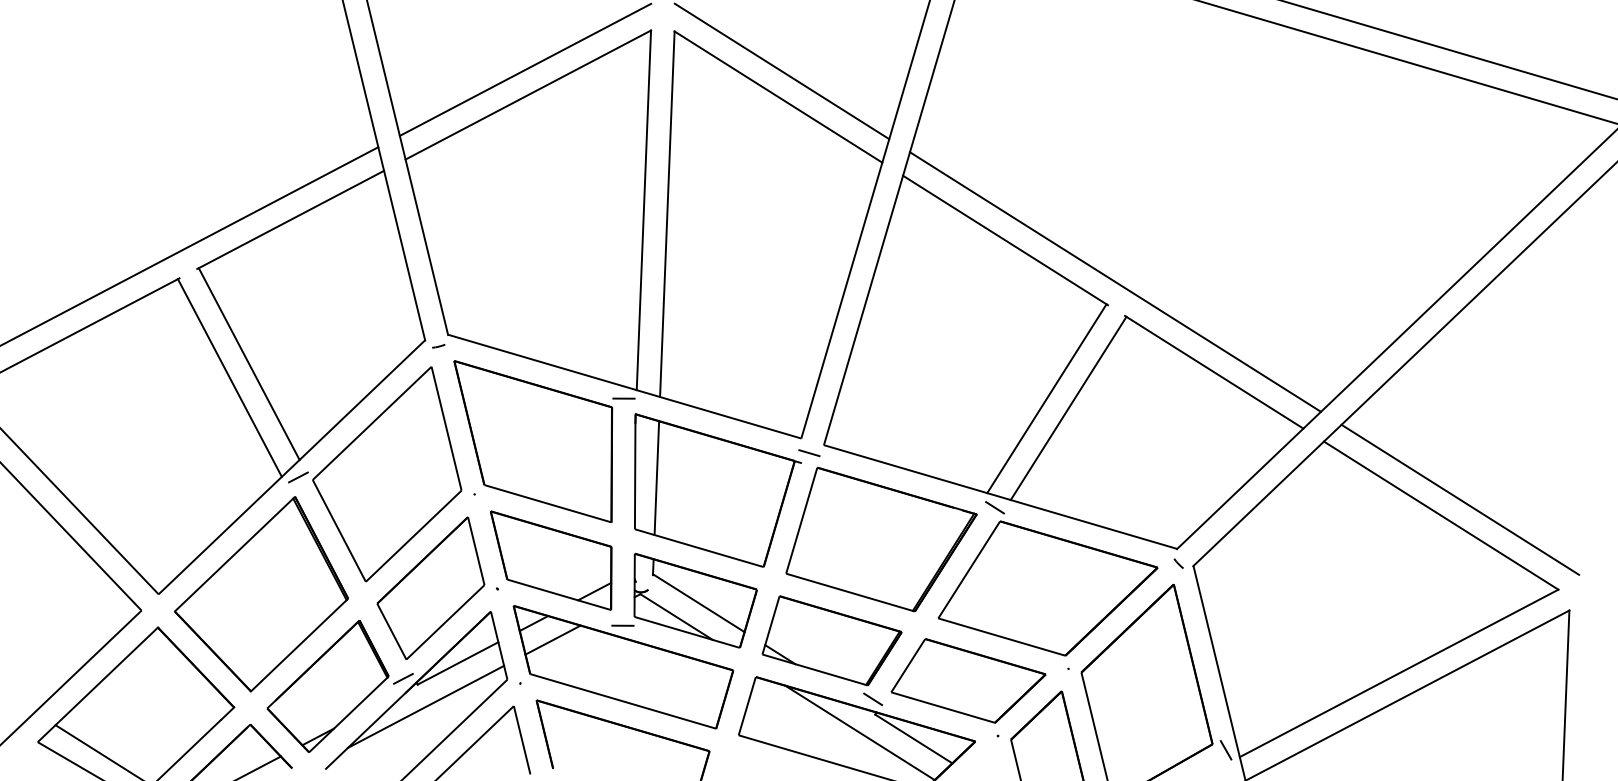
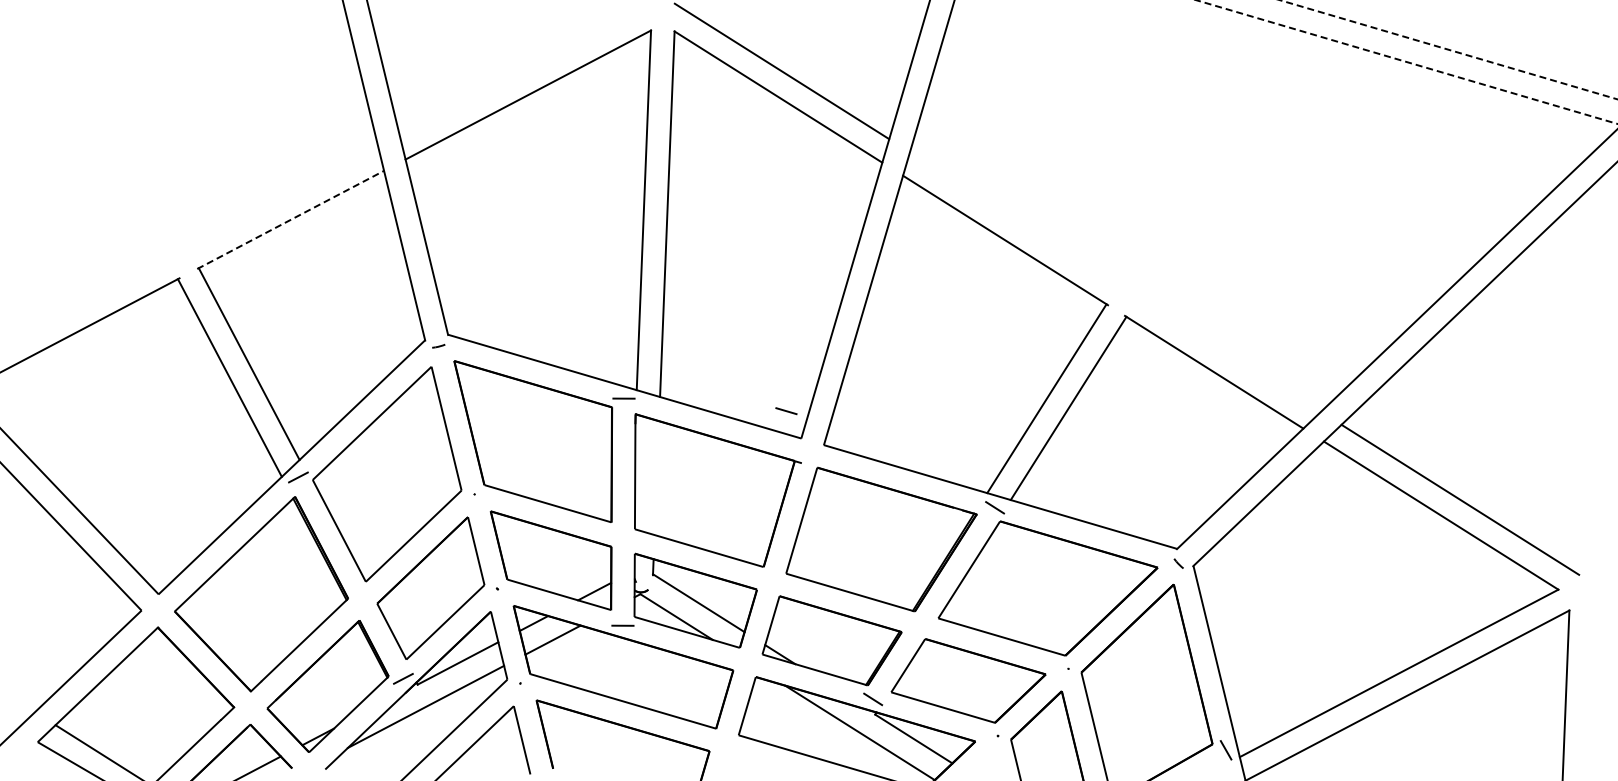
line: solid -> dashed (1448, 49)
line: solid -> dashed (1406, 62)
line: present -> none (525, 69)
line: solid -> dashed (290, 219)
line: present -> none (190, 246)
line: present -> none (1115, 281)
line position: (809, 453) -> (786, 411) (786, 411)
line: present -> none (656, 478)
